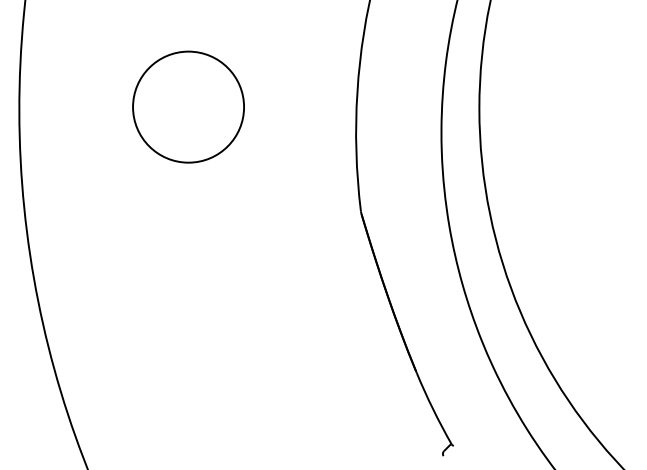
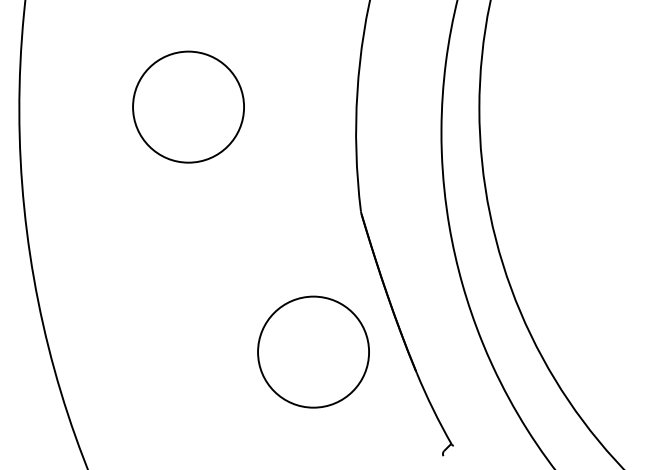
circle: none -> present (313, 351)
